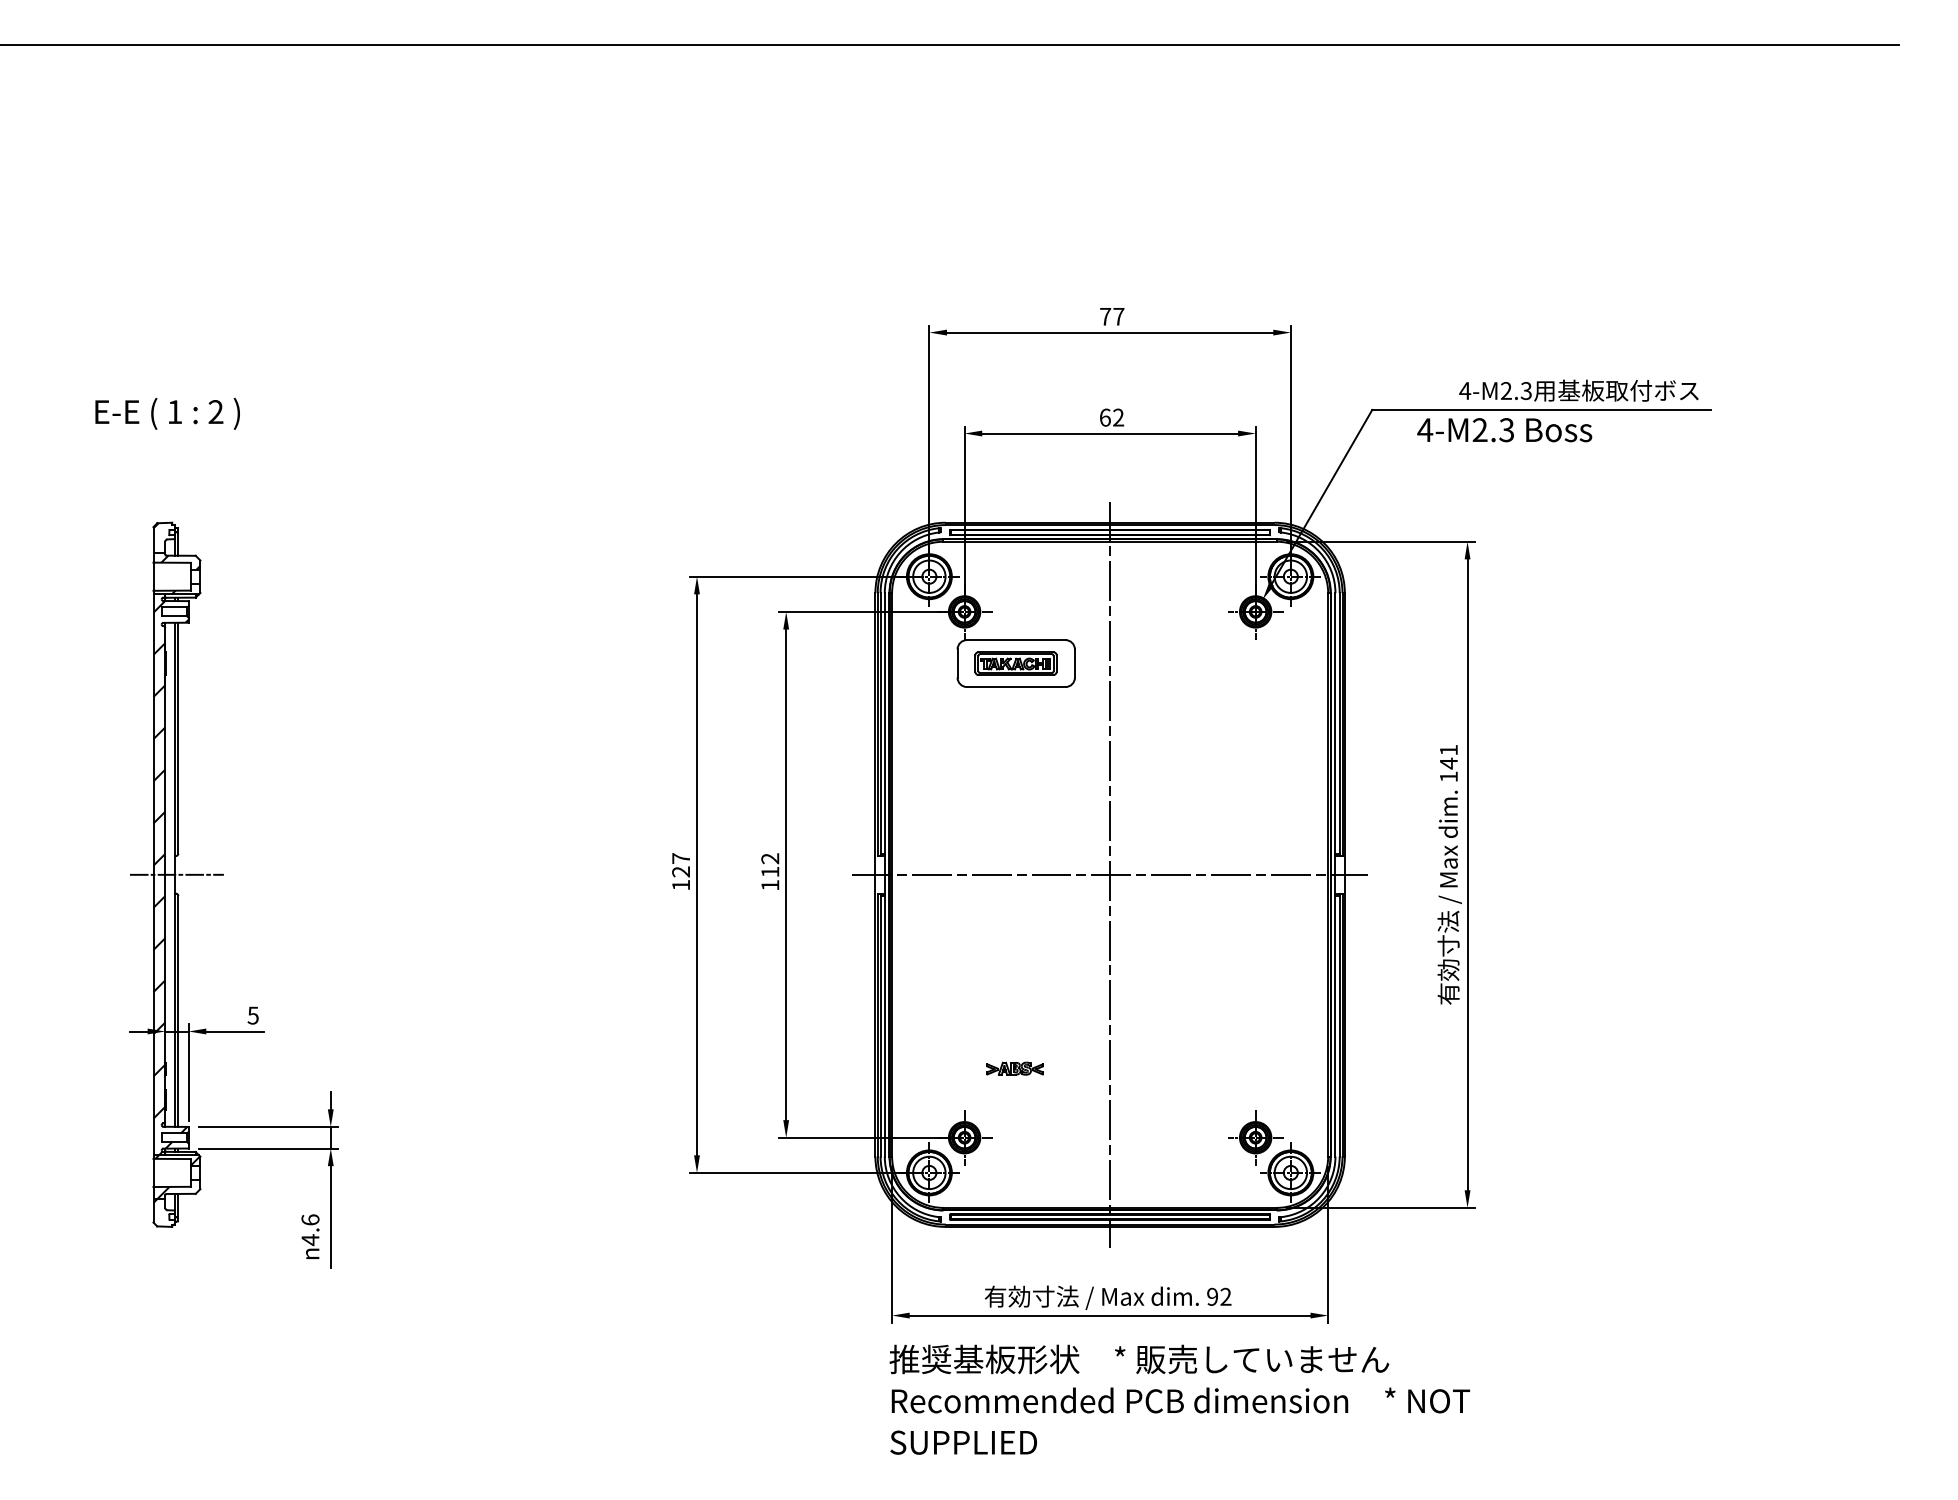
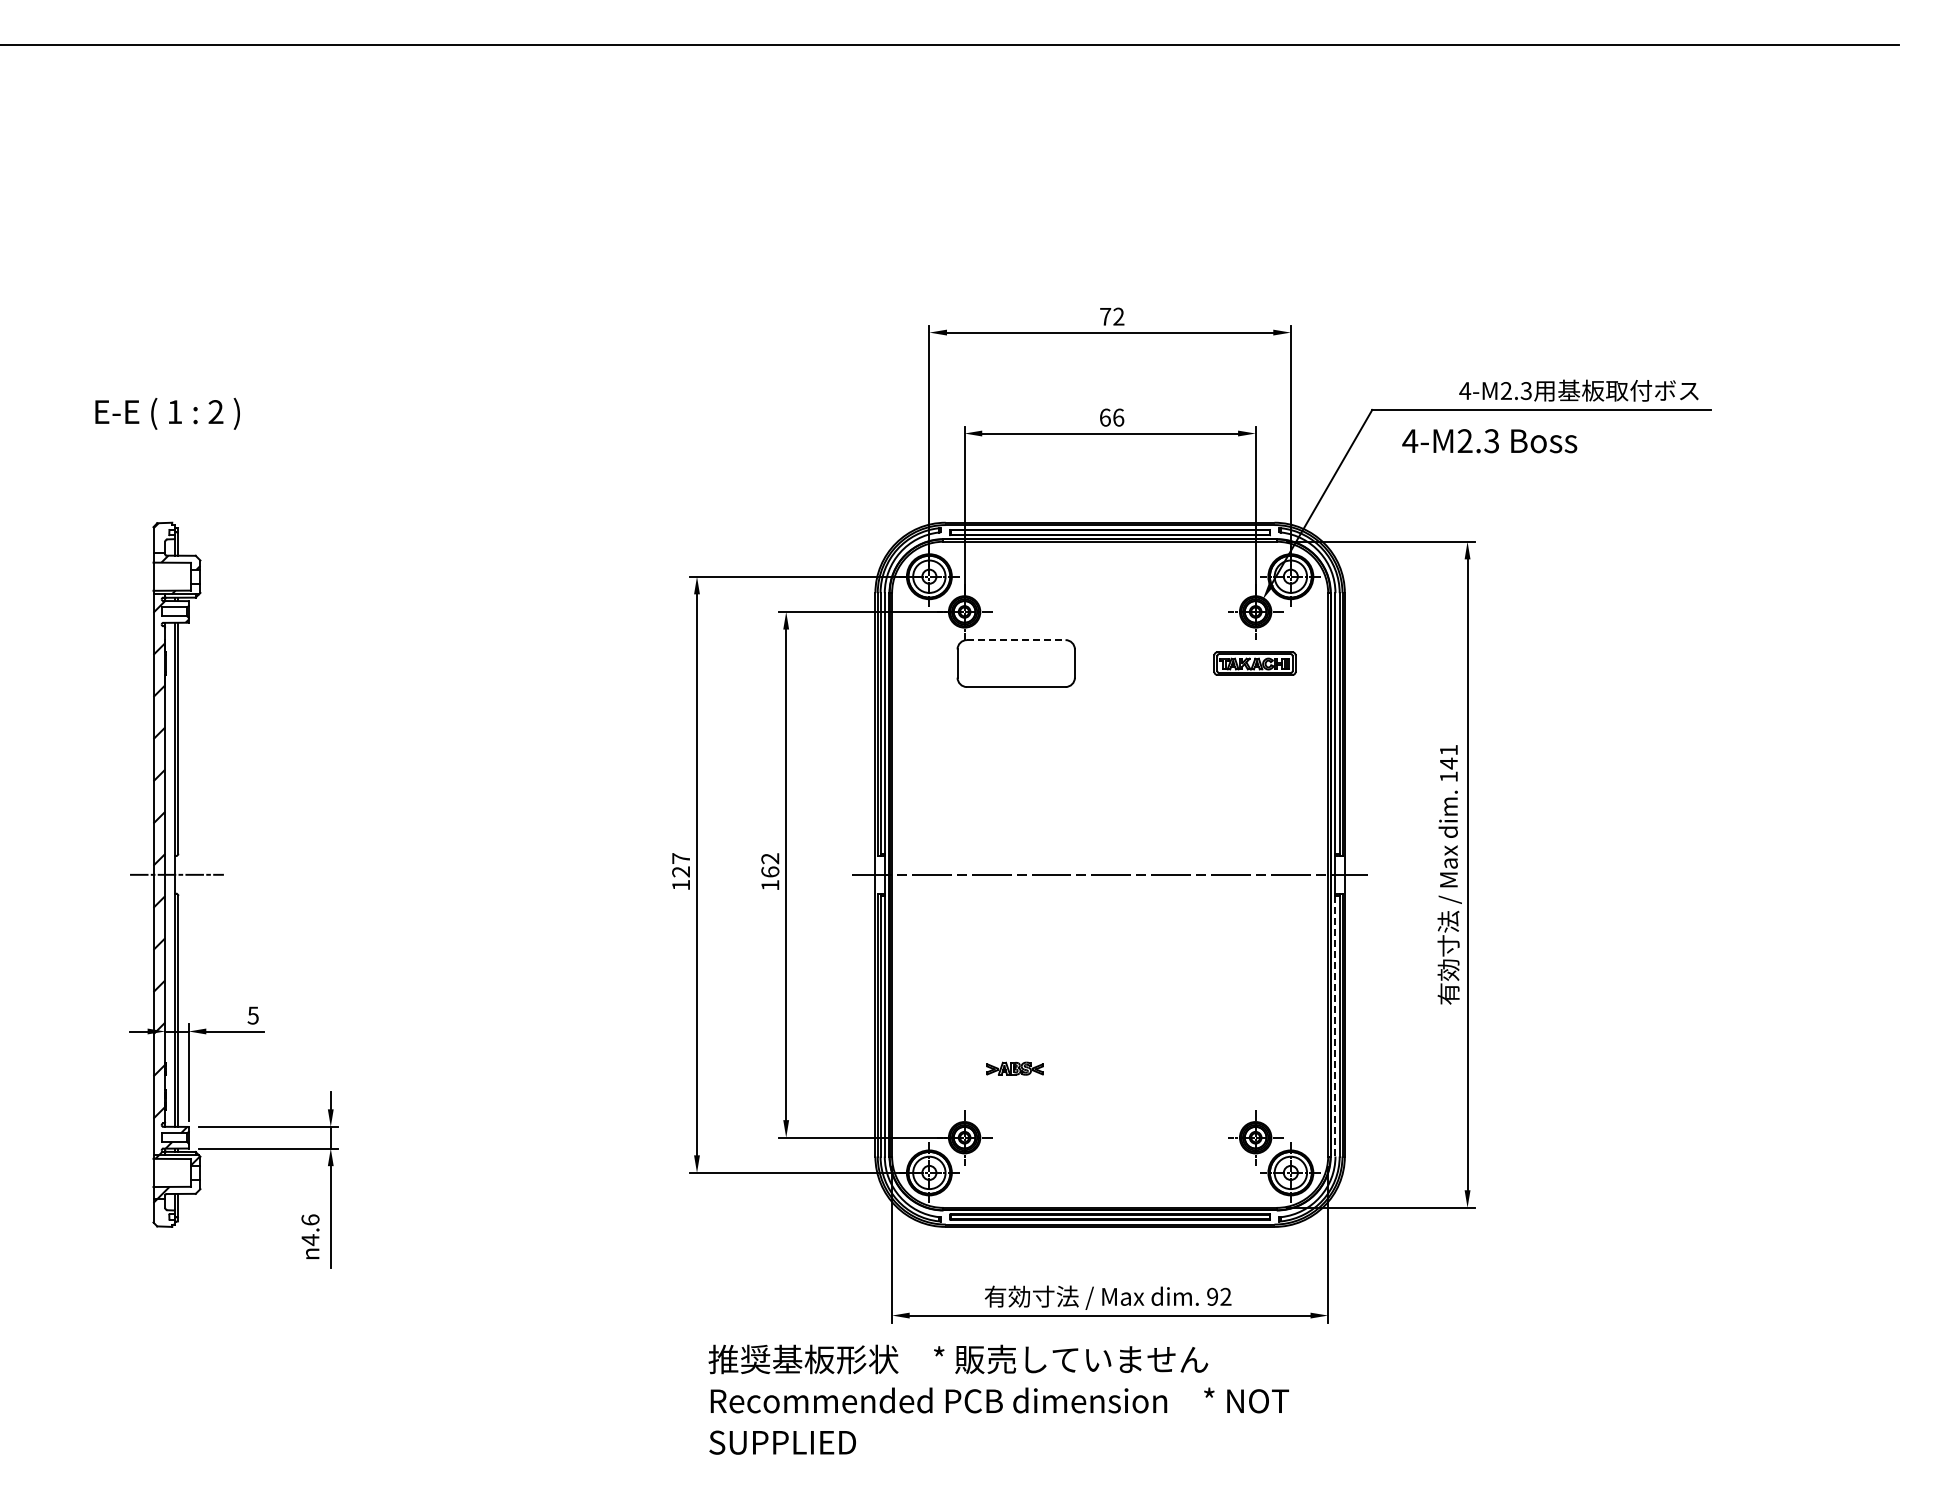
text: 77 -> 72 (1118, 316)
text: 62 -> 66 (1118, 417)
text position: (1504, 430) -> (1489, 441) (1489, 441)
line: solid -> dashed (1016, 640)
part position: (1015, 663) -> (1254, 663) (1254, 663)
text: 112 -> 162 (770, 871)
line: present -> none (1110, 874)
line: solid -> dashed (1335, 1026)
text position: (1179, 1399) -> (998, 1399) (998, 1399)
